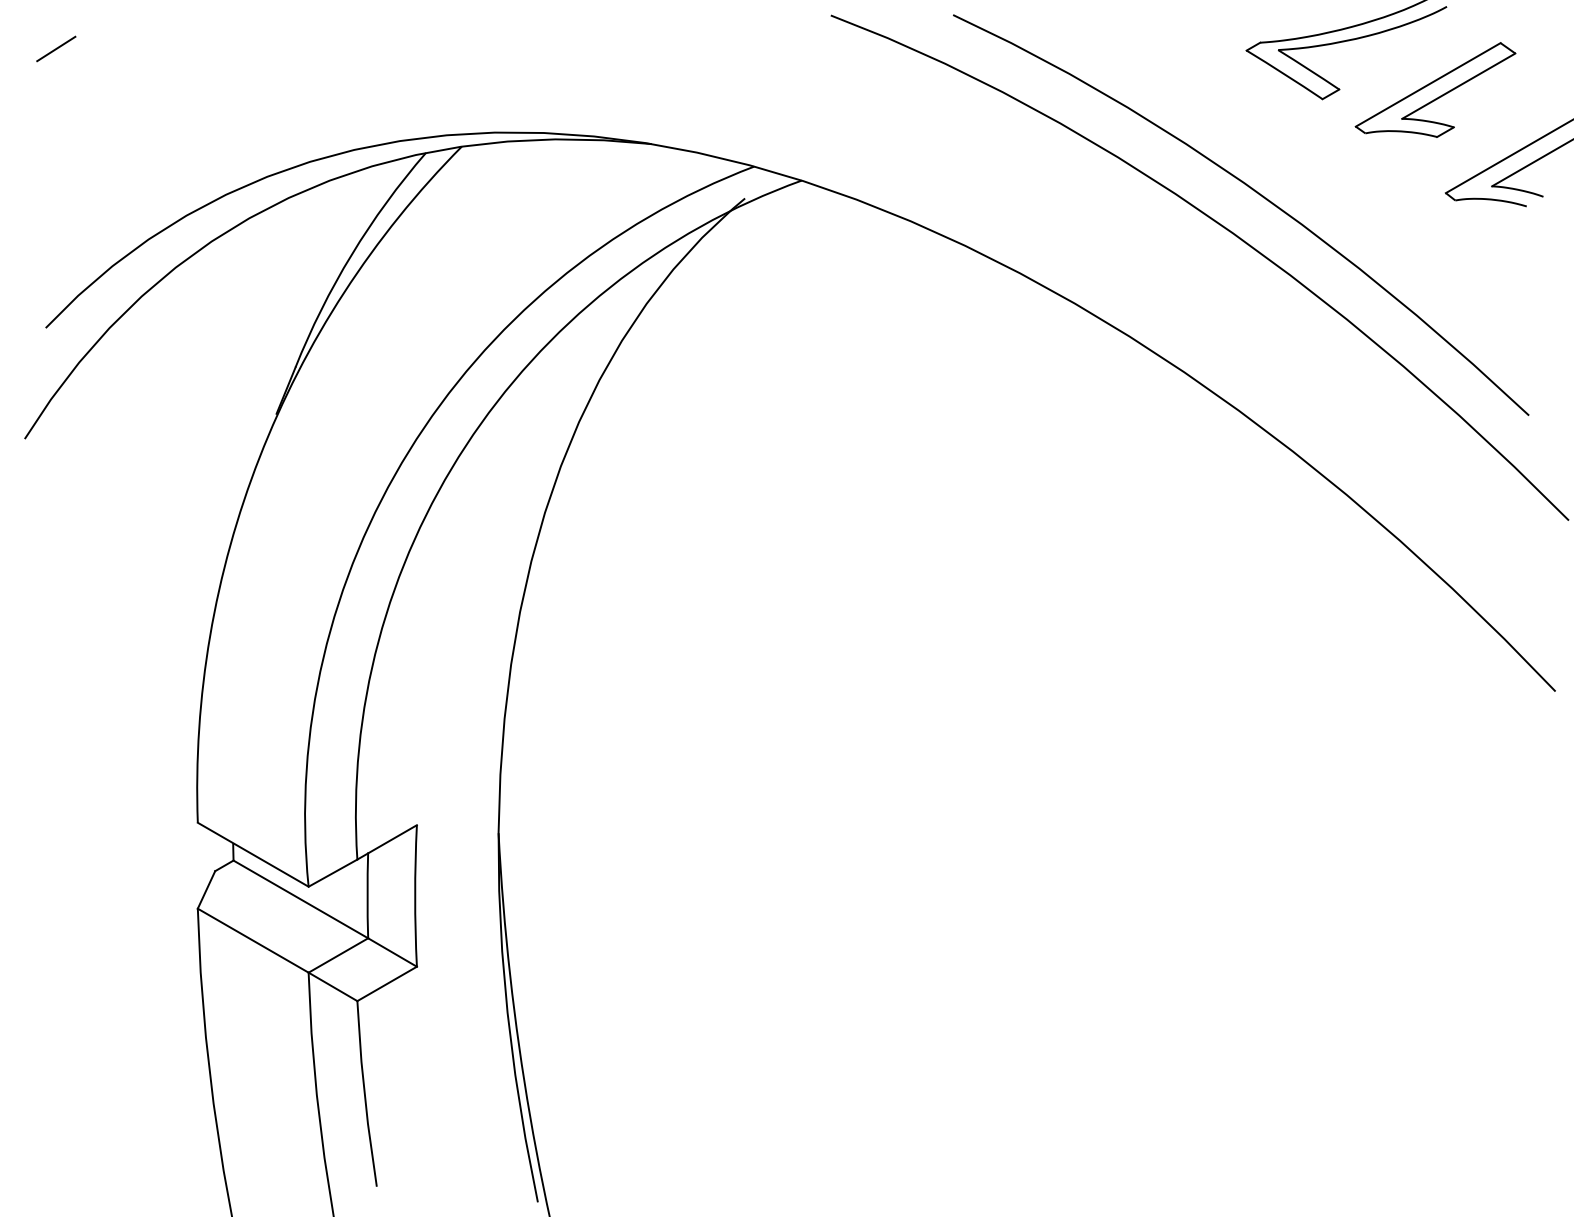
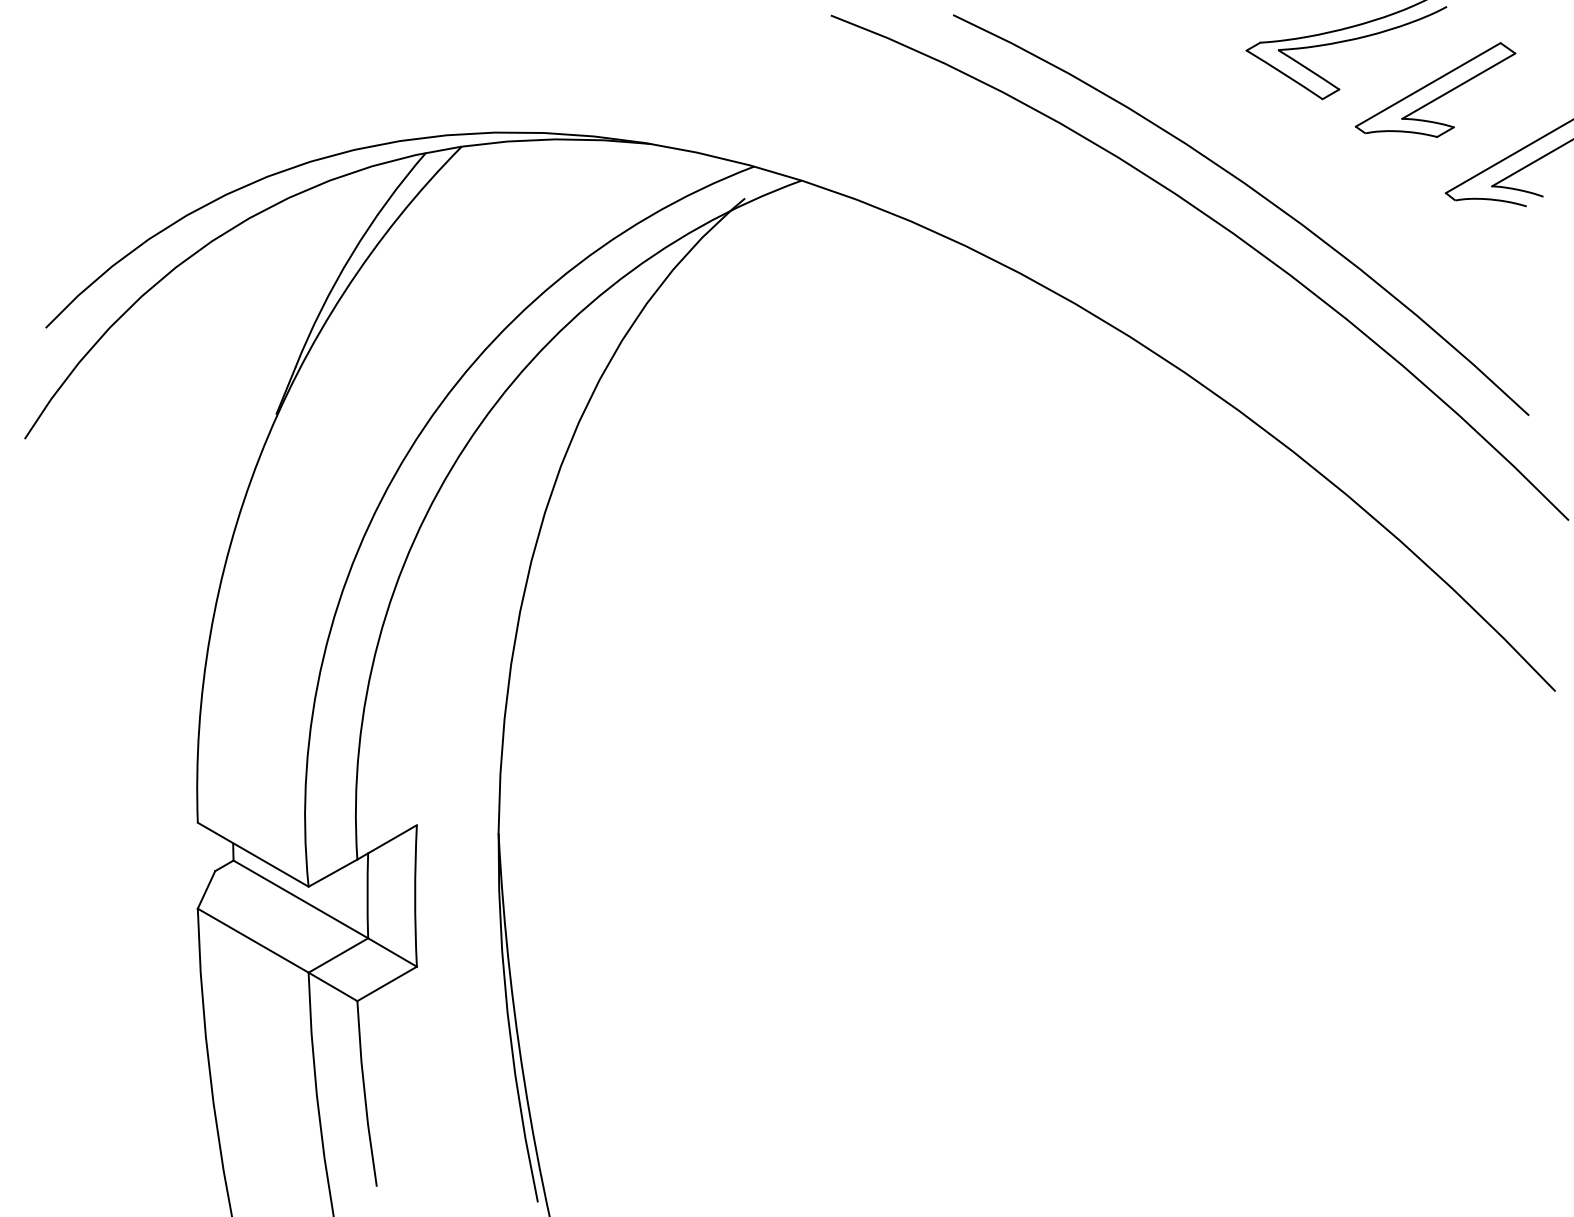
line: present -> none (56, 48)
